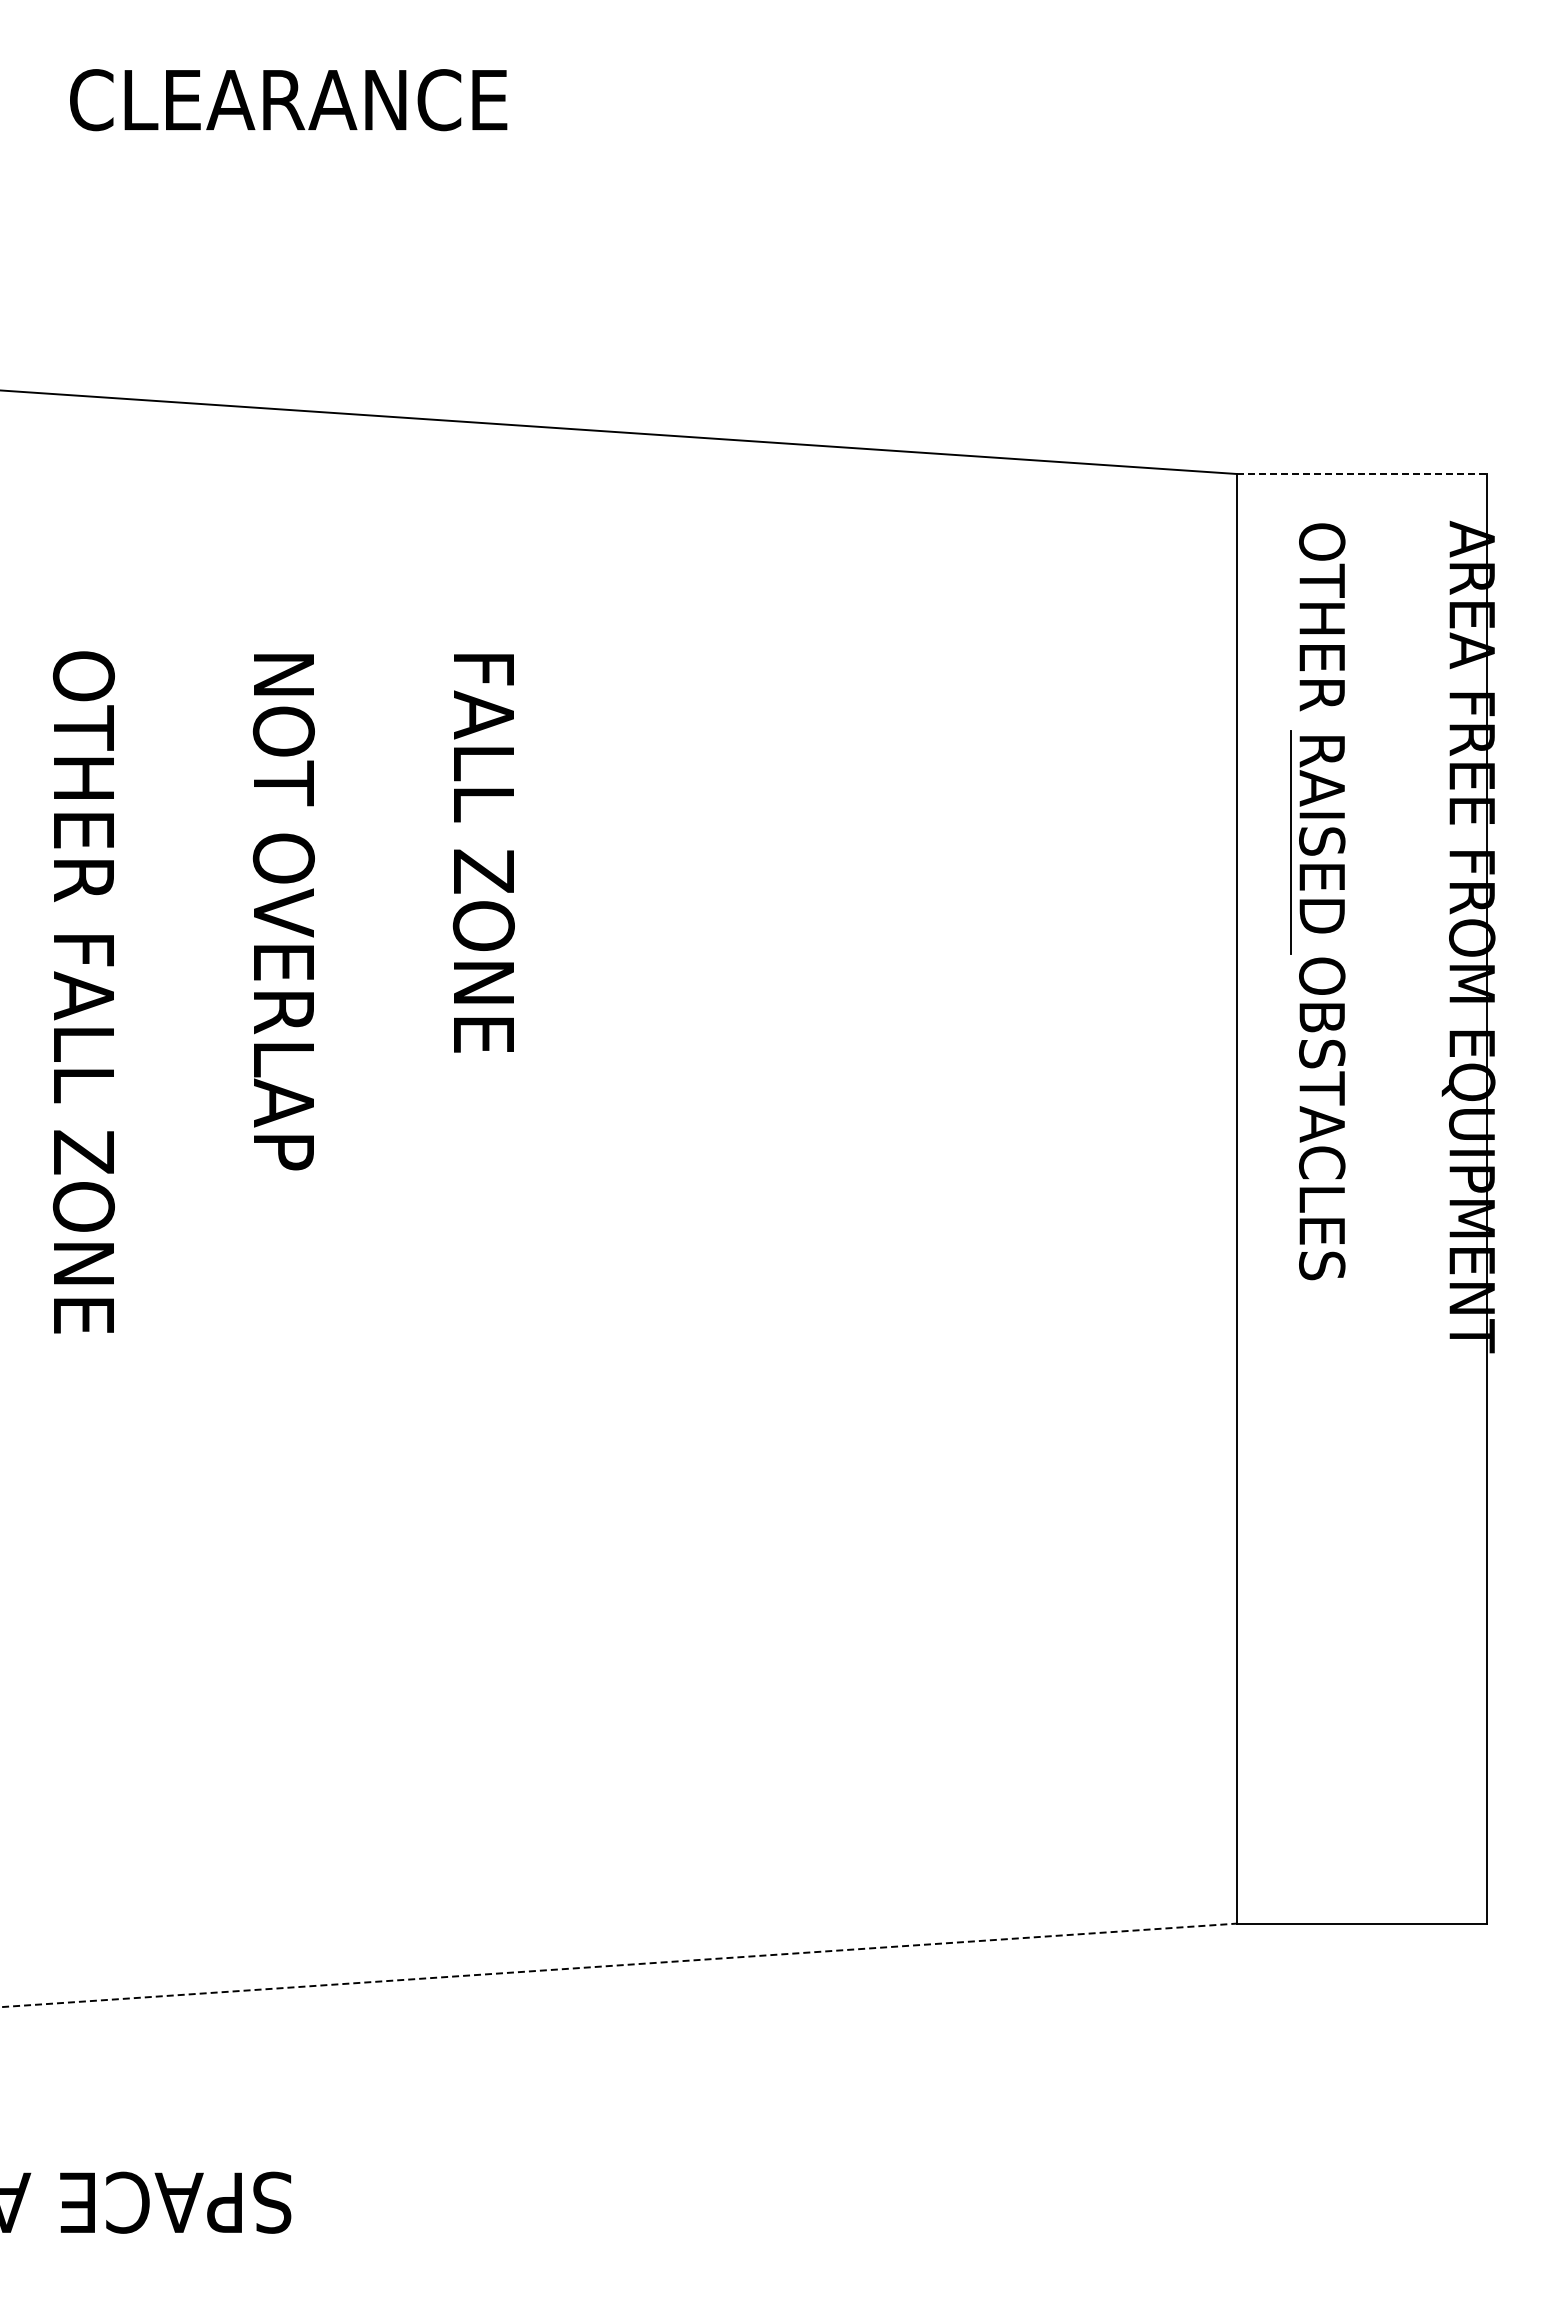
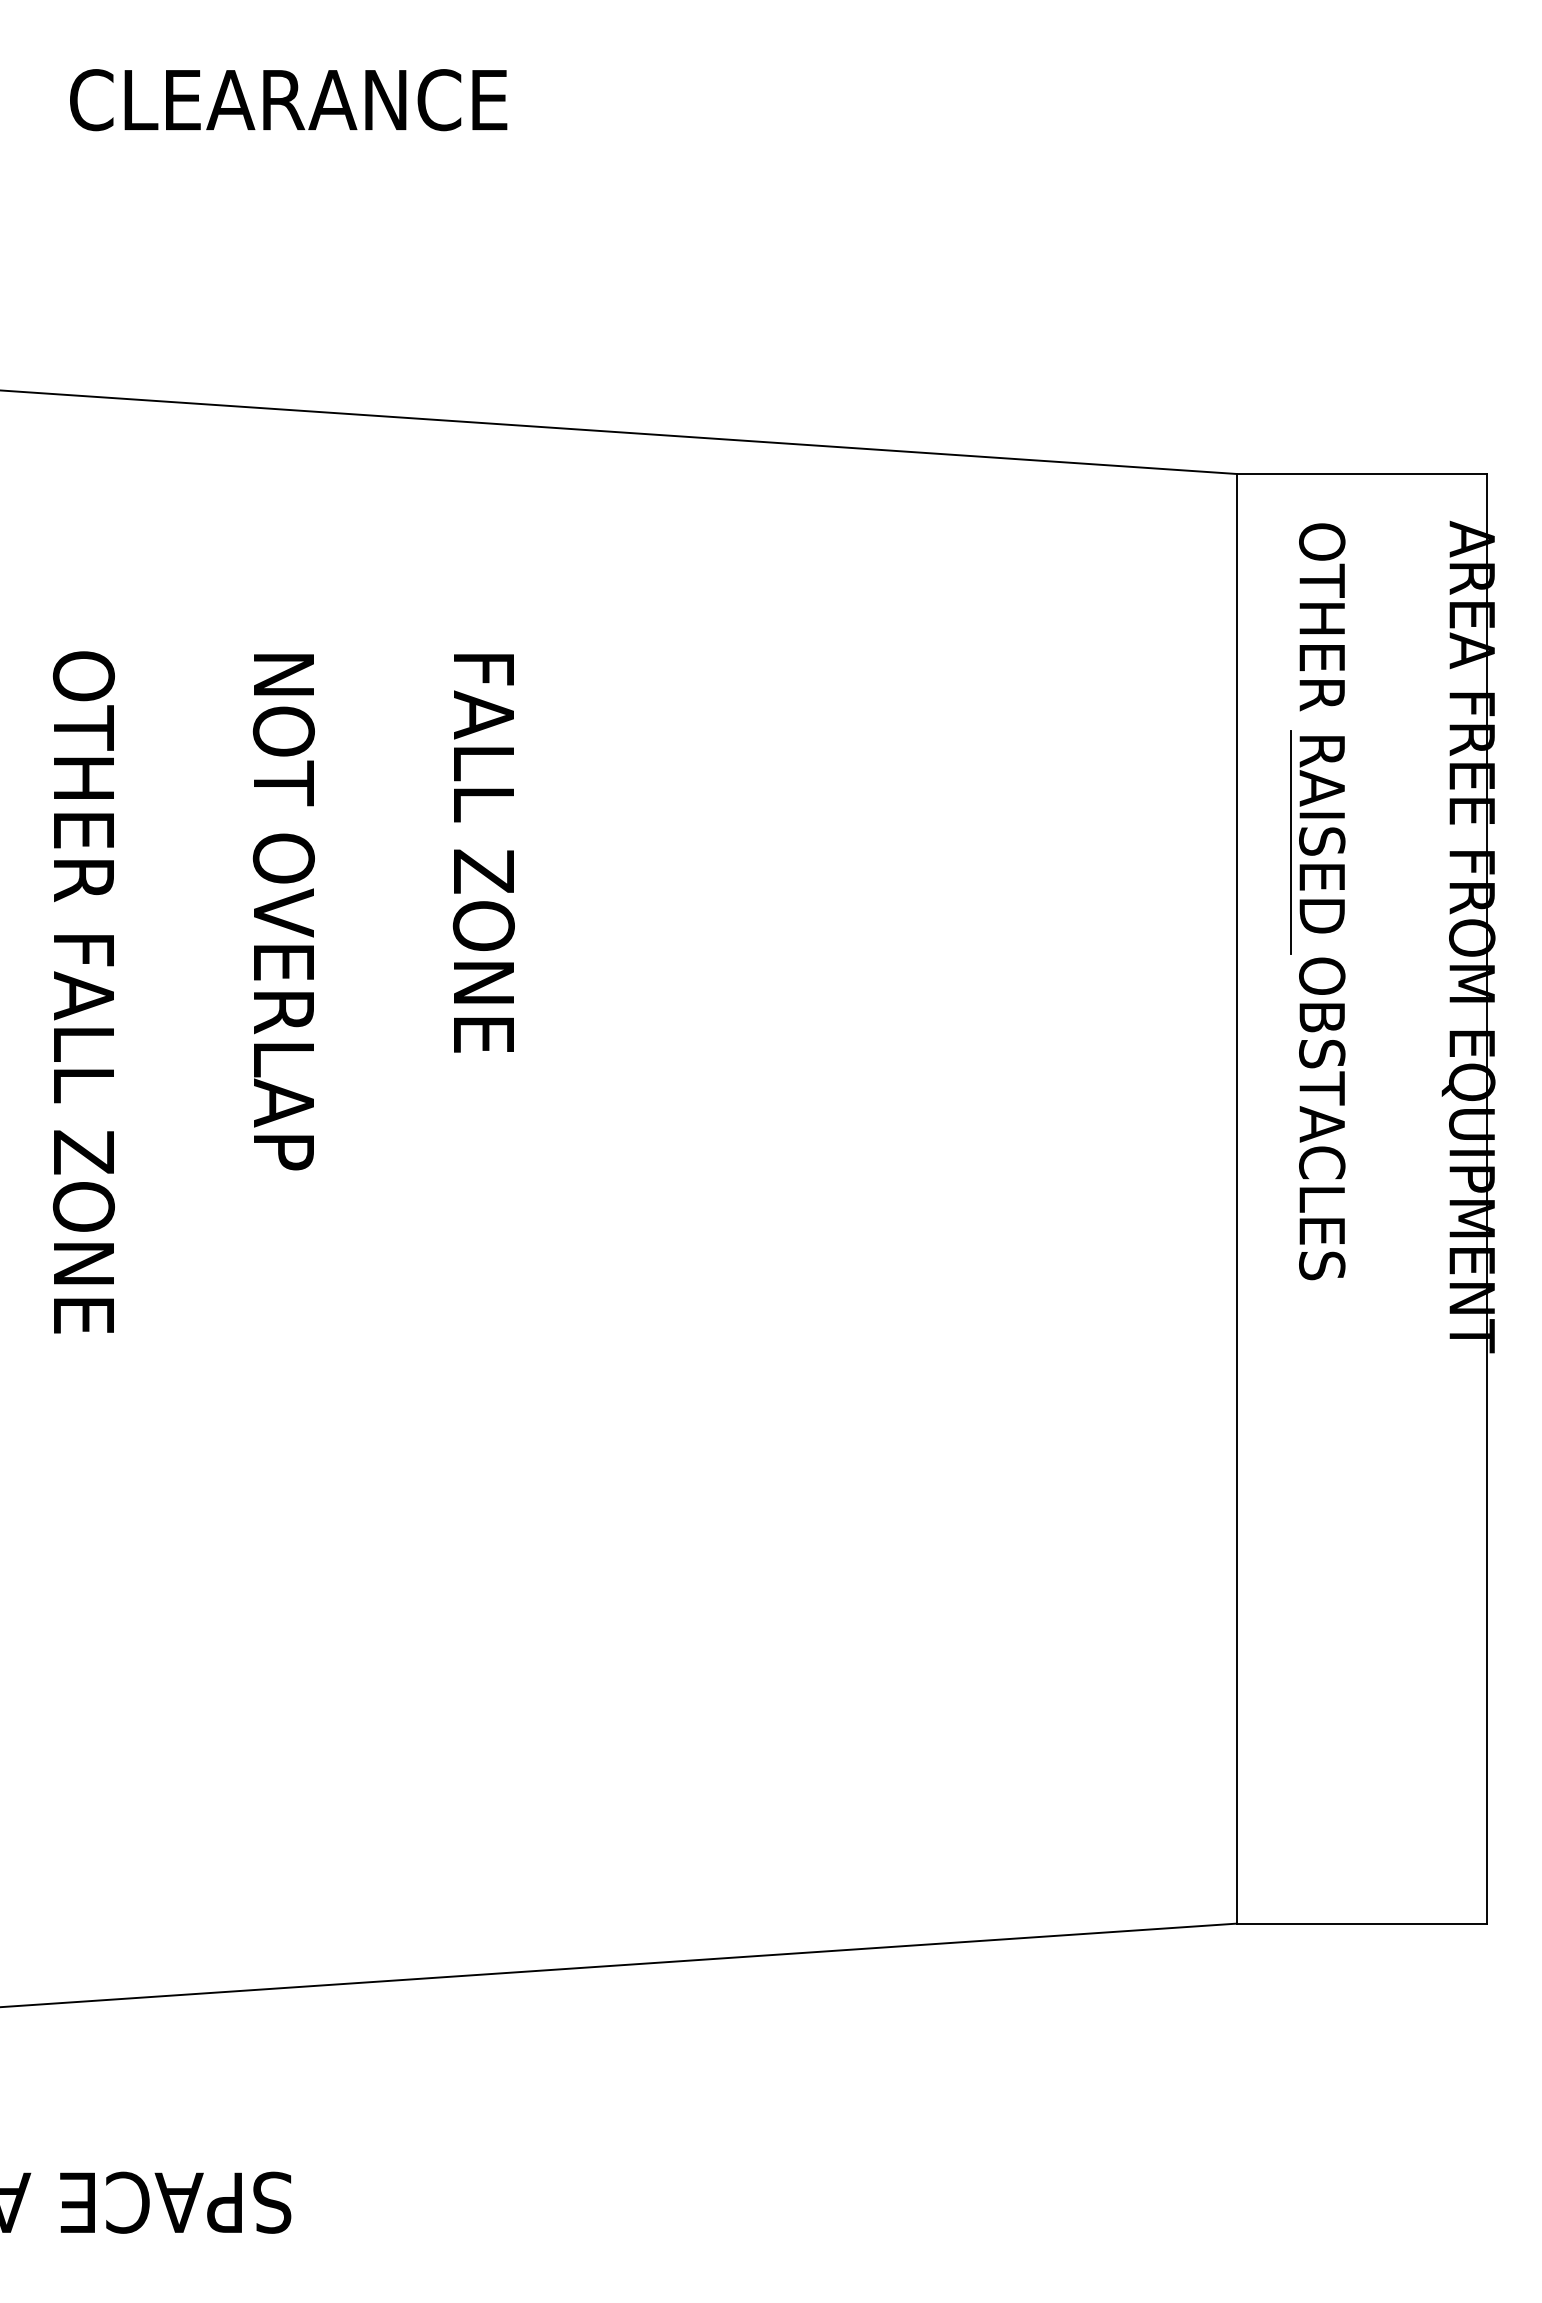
line: dashed -> solid (1361, 474)
line: dashed -> solid (618, 1965)
